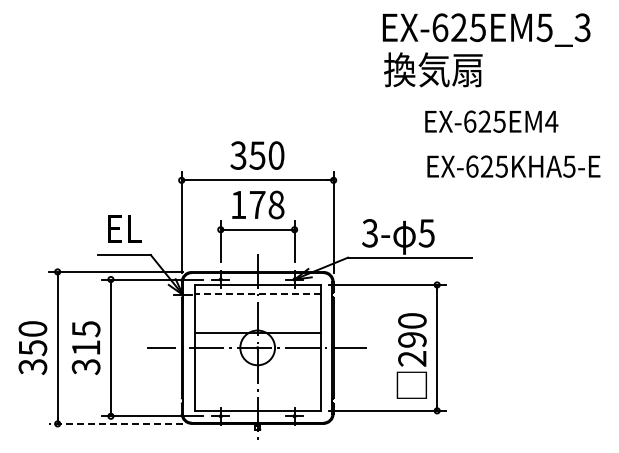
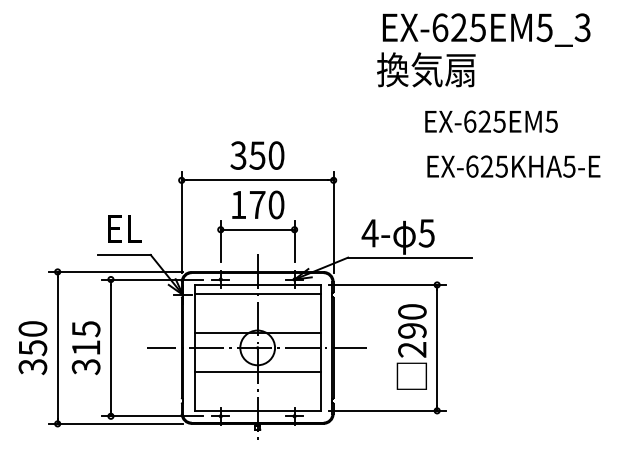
text position: (433, 69) -> (426, 69) (426, 69)
text: EX-625EM4 -> EX-625EM5 (551, 121)
text: 178 -> 170 (276, 205)
text: 3- -> 4- (369, 233)
line: dashed -> solid (257, 293)
text position: (411, 355) -> (411, 346) (411, 346)
line: none -> present (257, 371)
line: dashed -> solid (116, 423)
